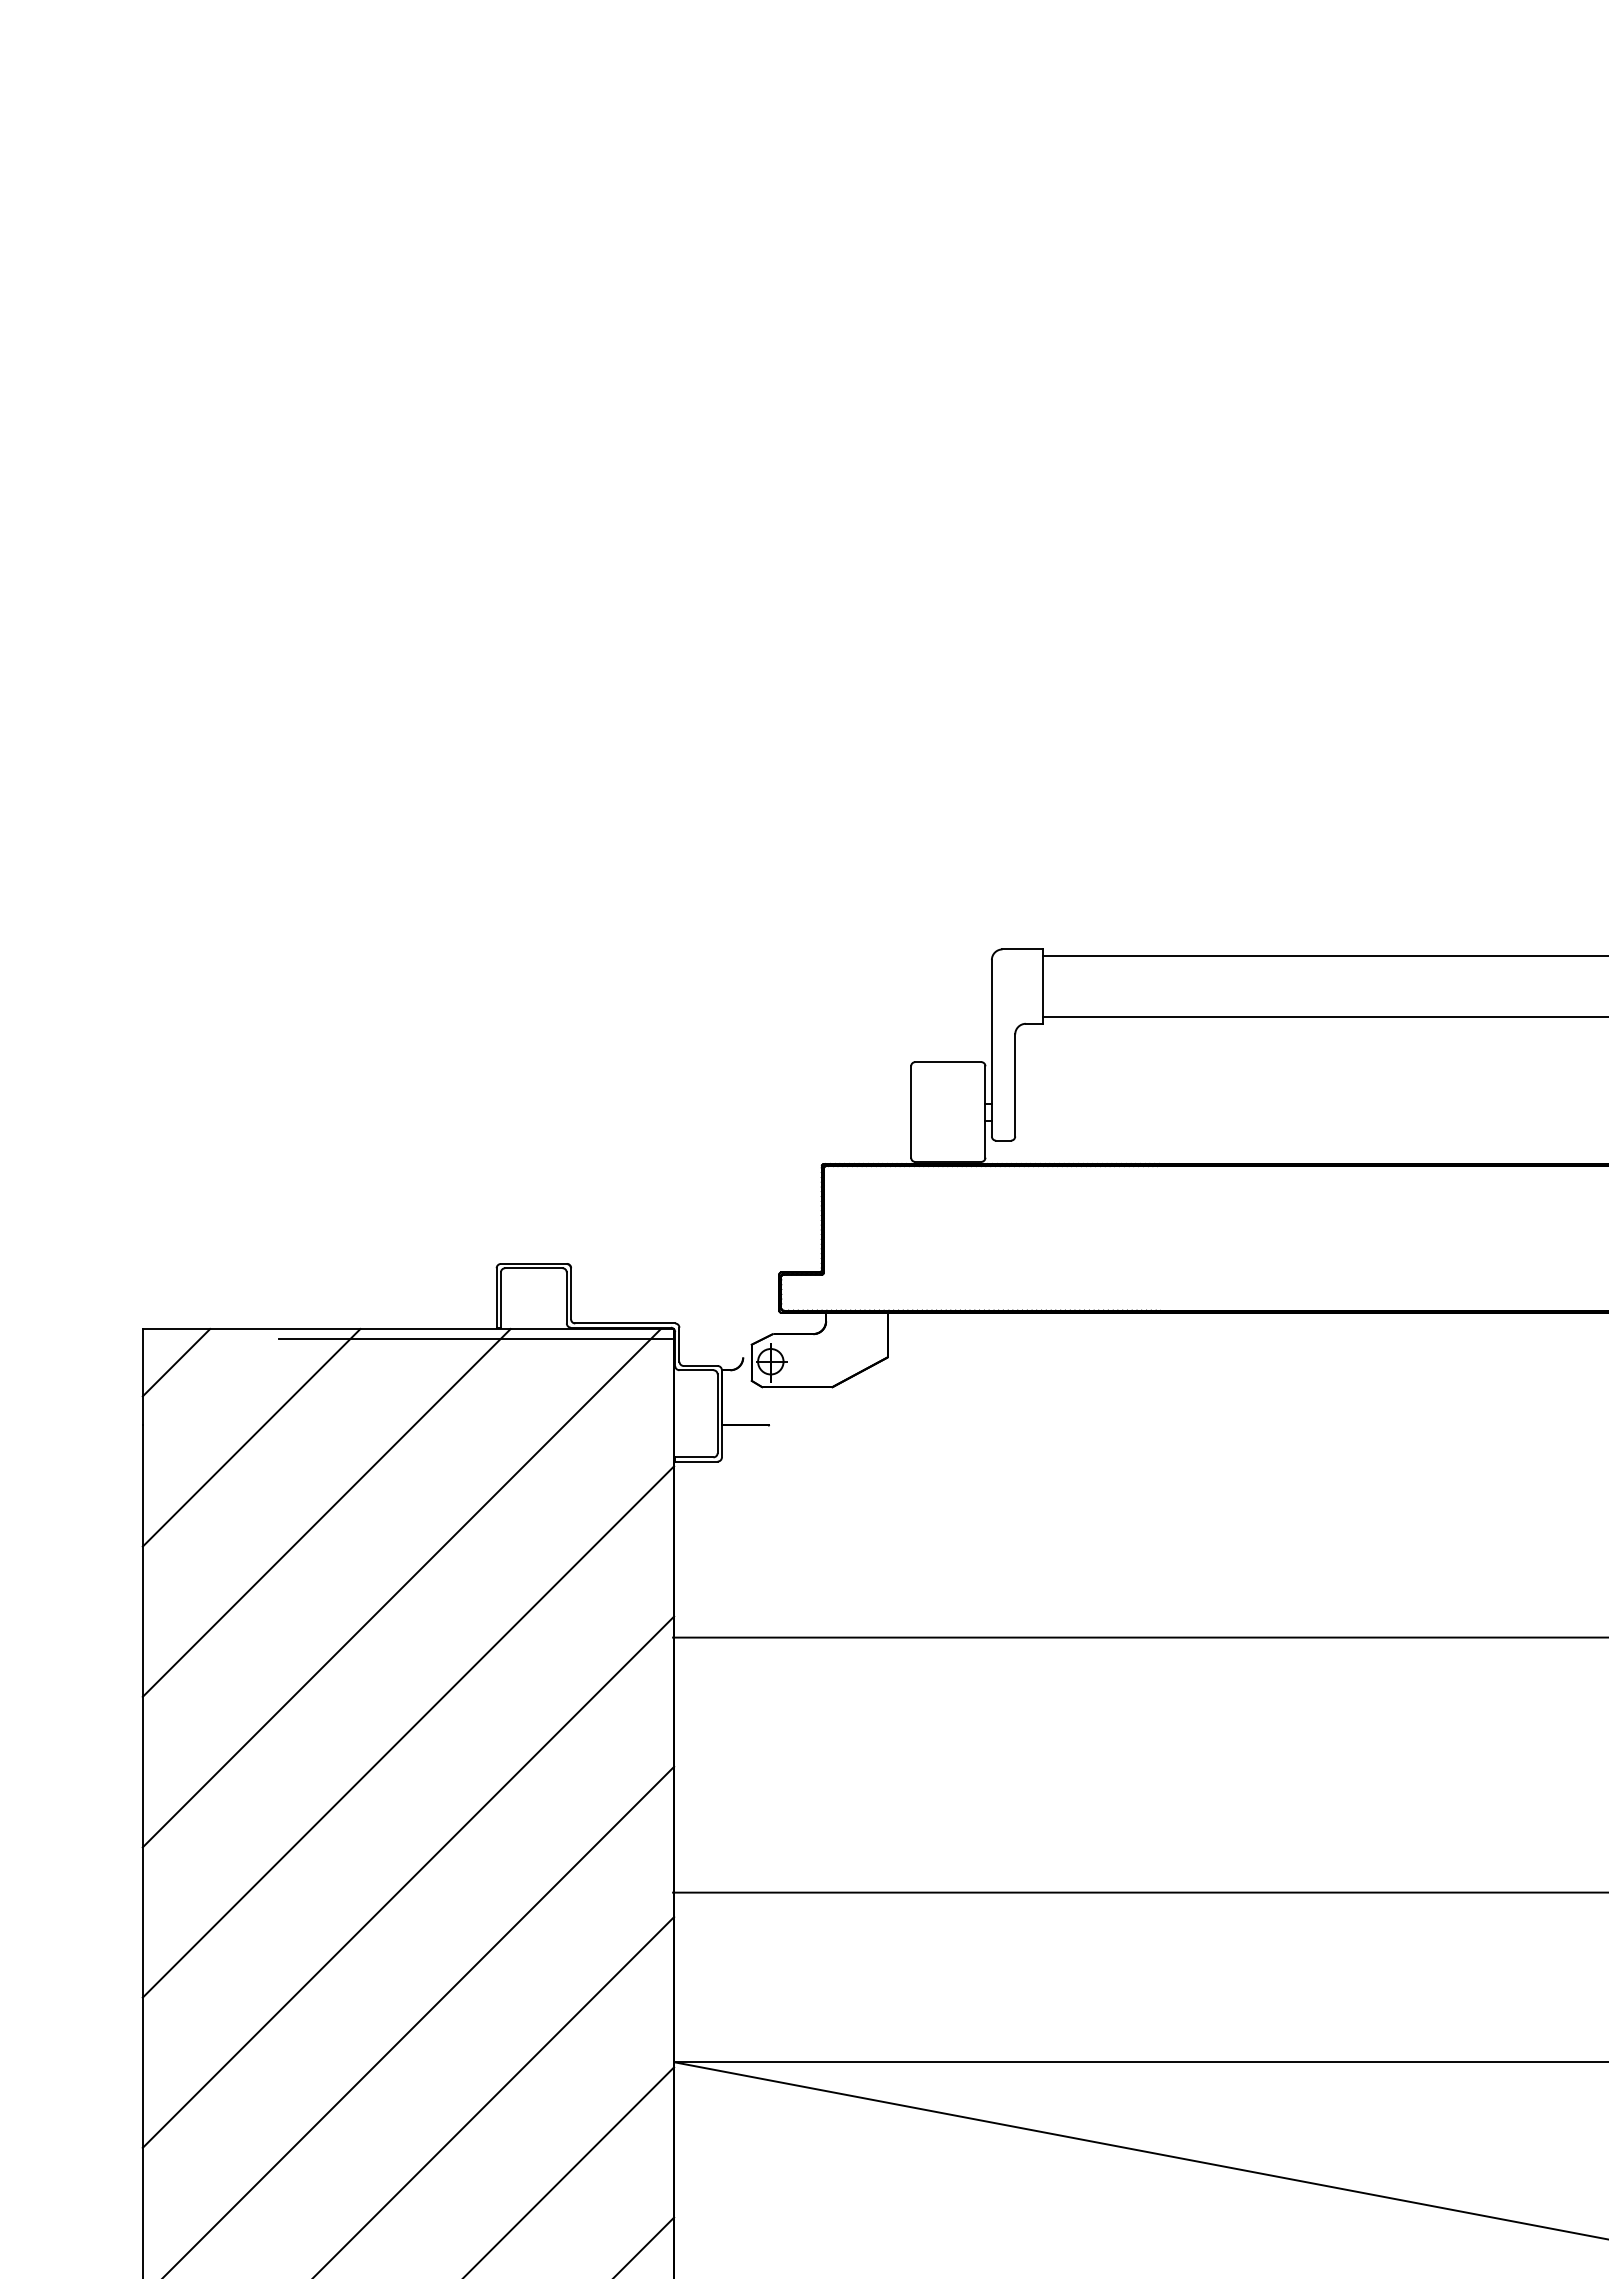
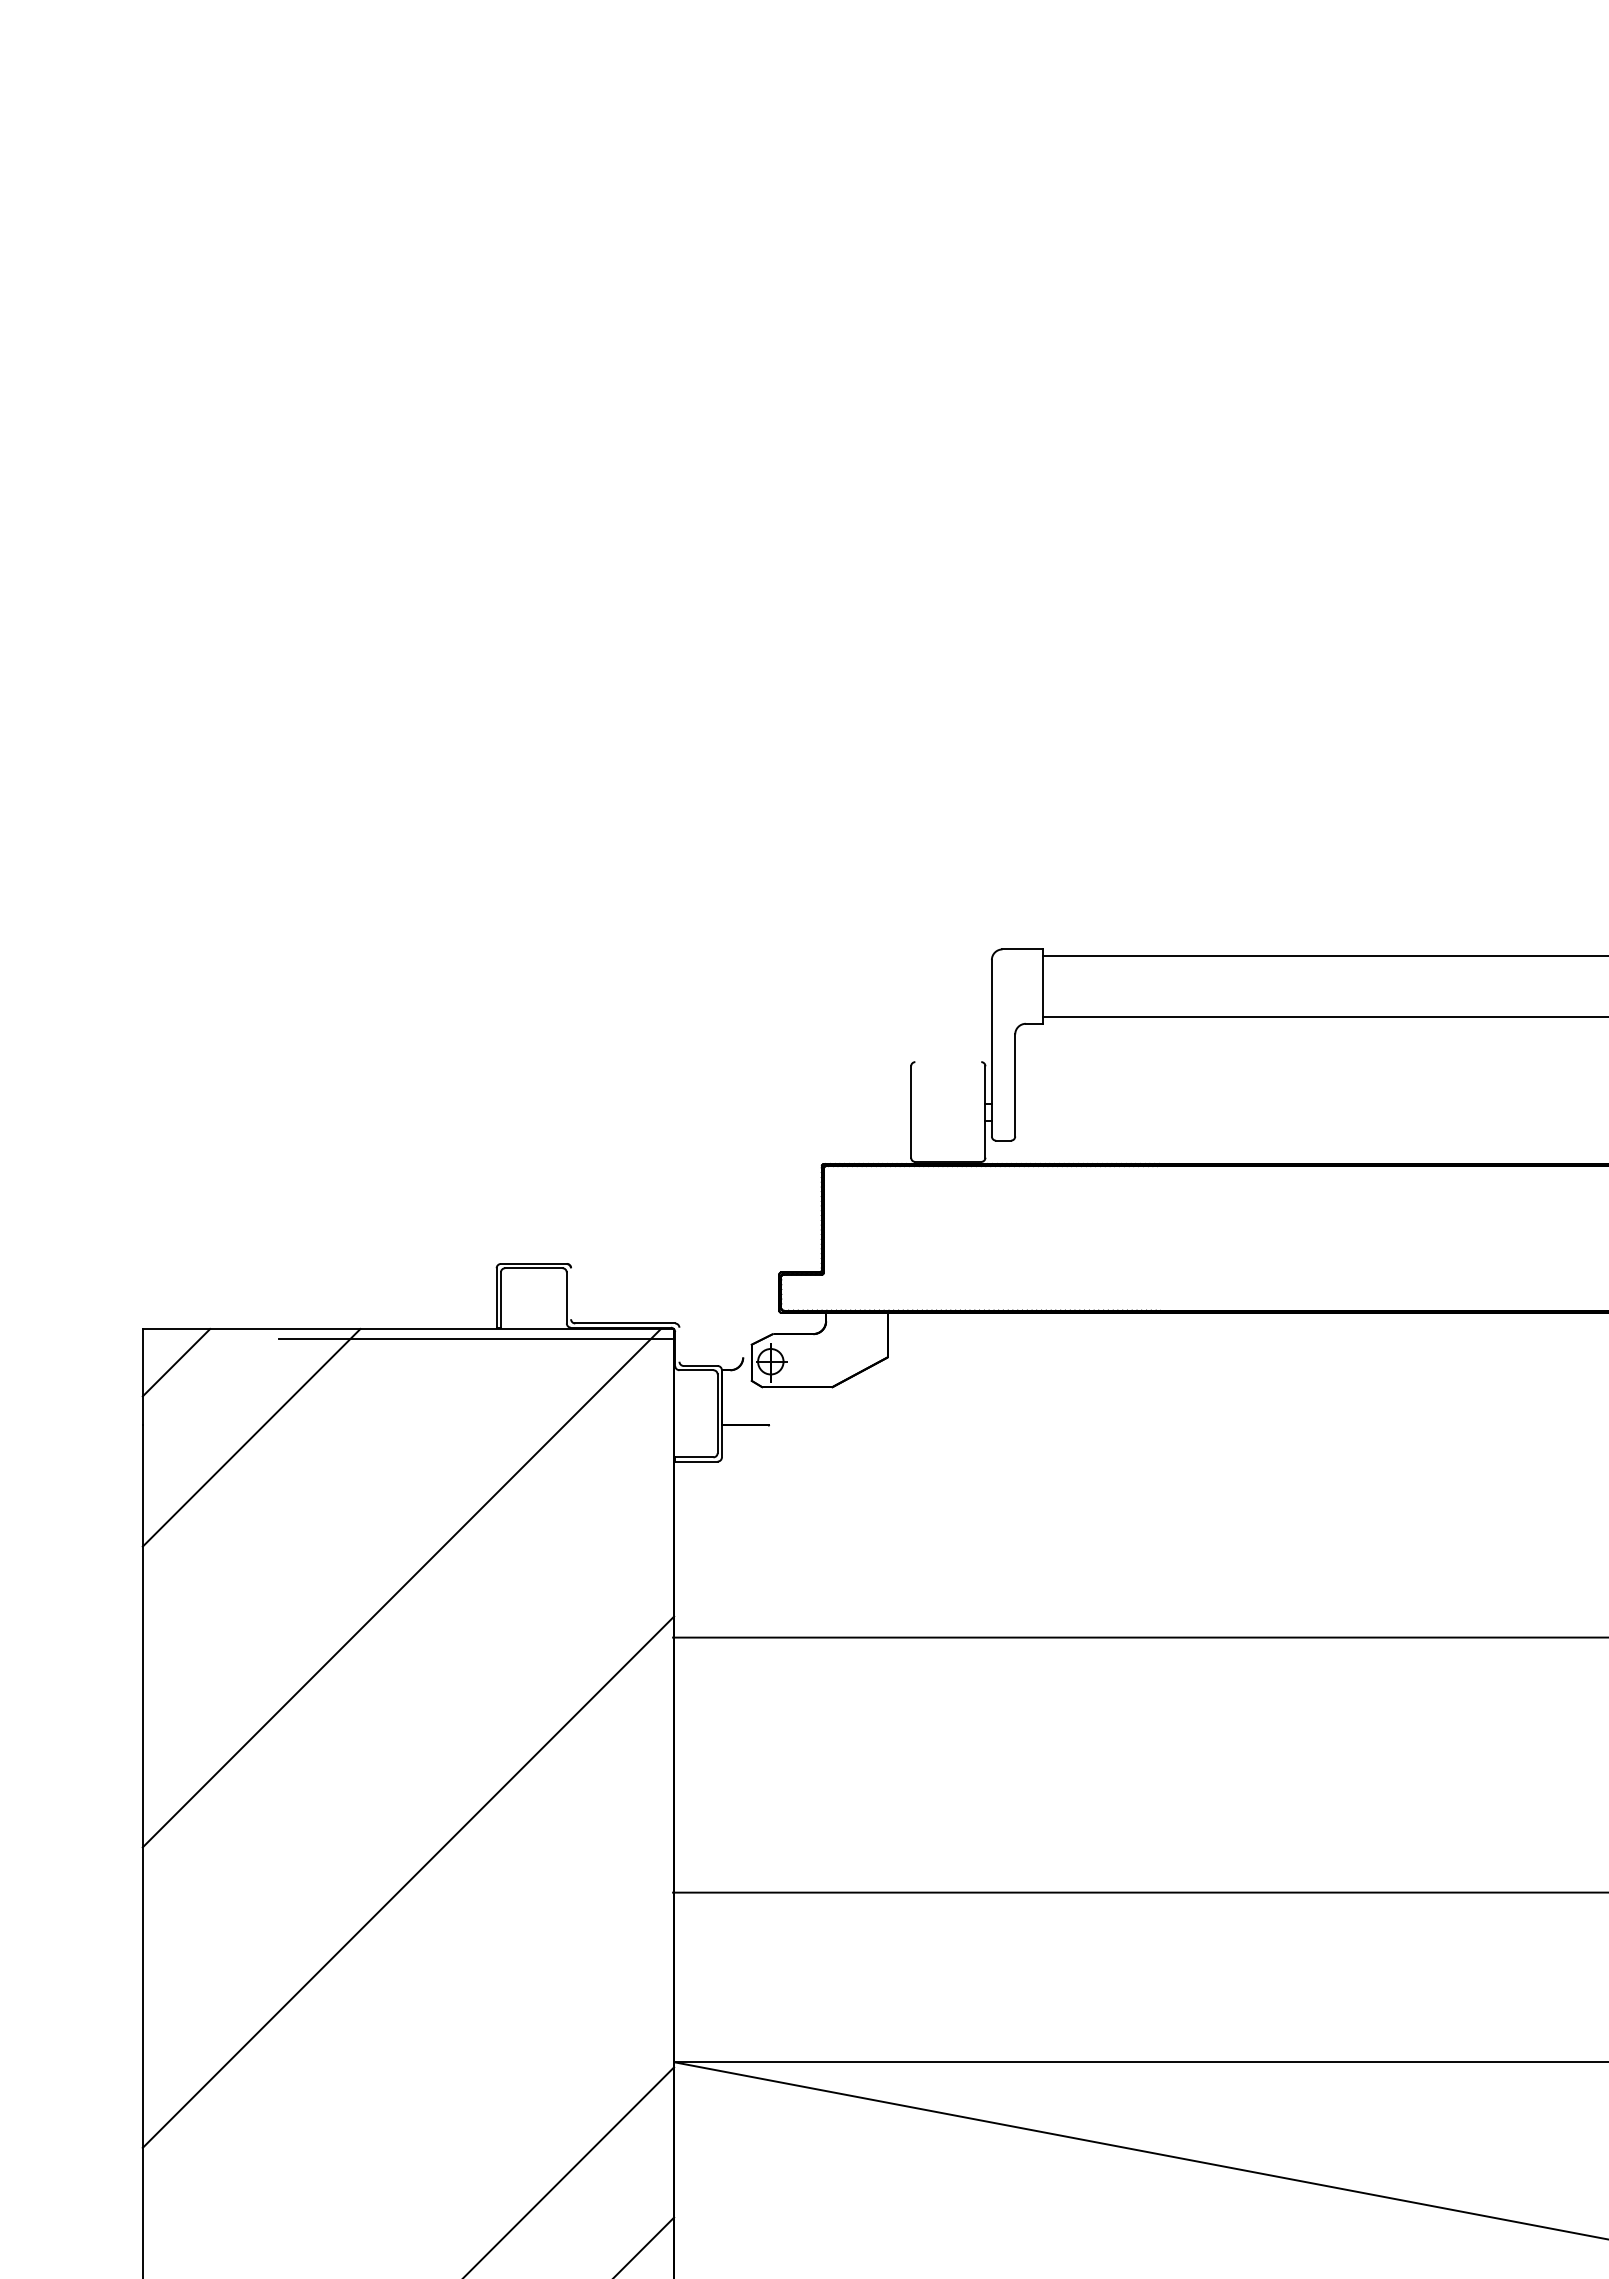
line: present -> none (948, 1062)
line: present -> none (571, 1293)
line: present -> none (679, 1344)
line: present -> none (326, 1512)
line: present -> none (408, 1731)
line: present -> none (419, 2020)
line: present -> none (494, 2096)
